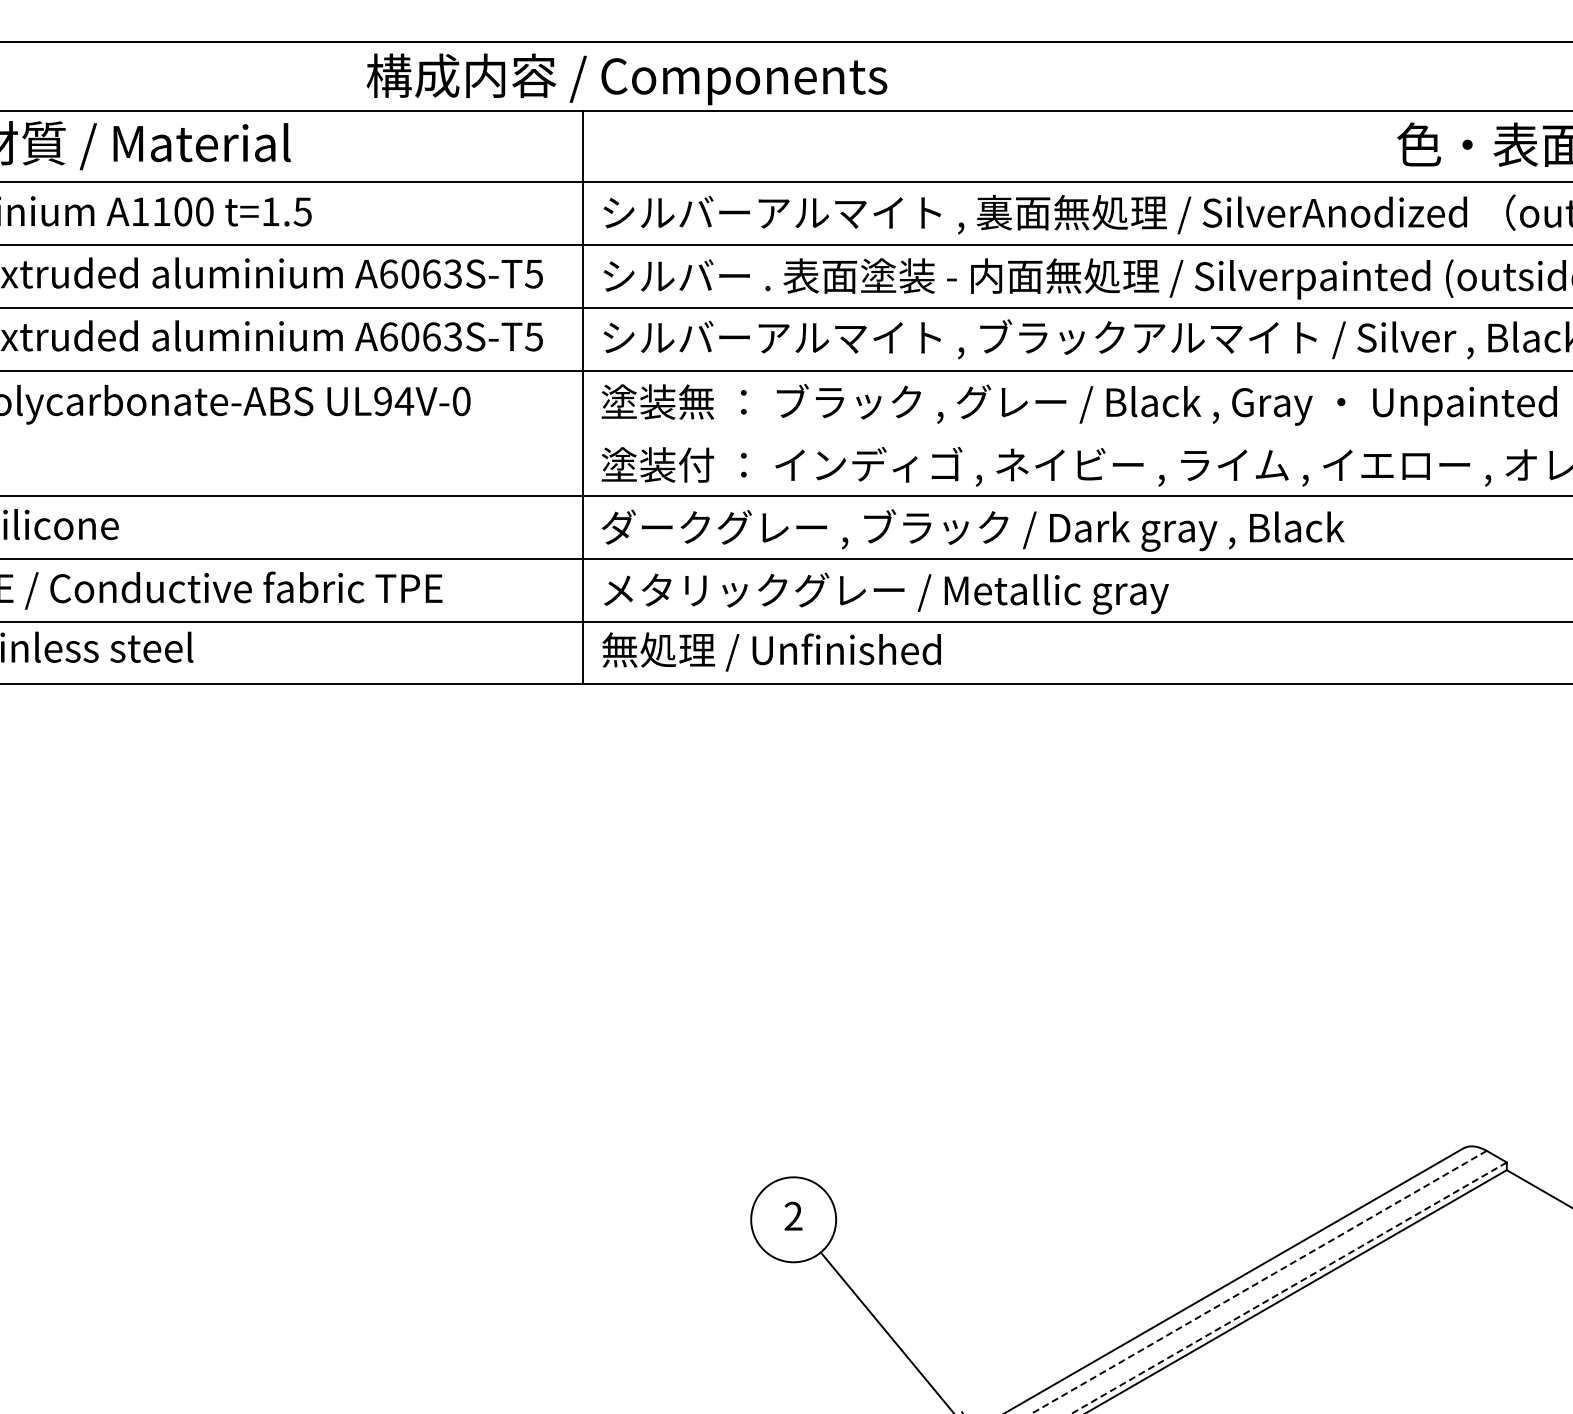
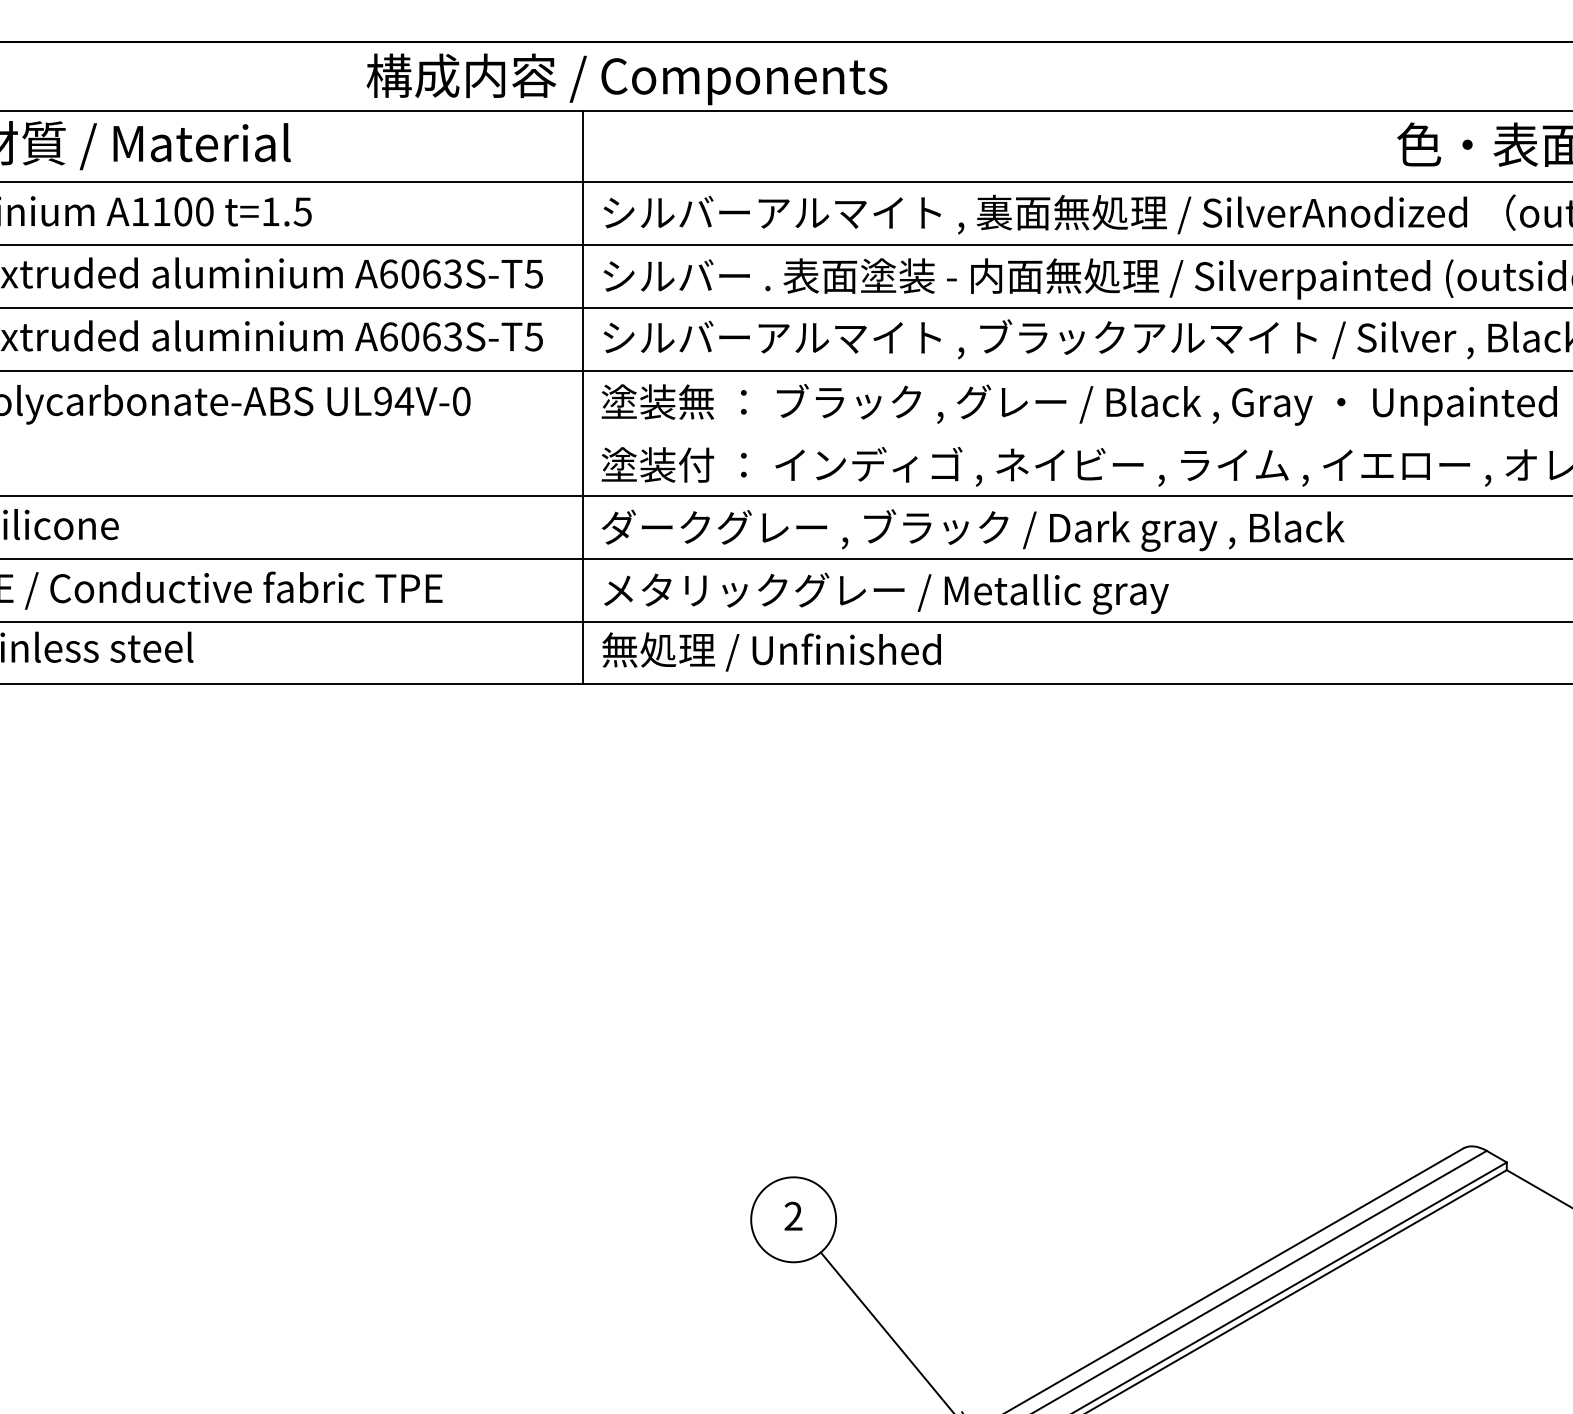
line: dashed -> solid (1259, 1282)
line: dashed -> solid (1288, 1288)
